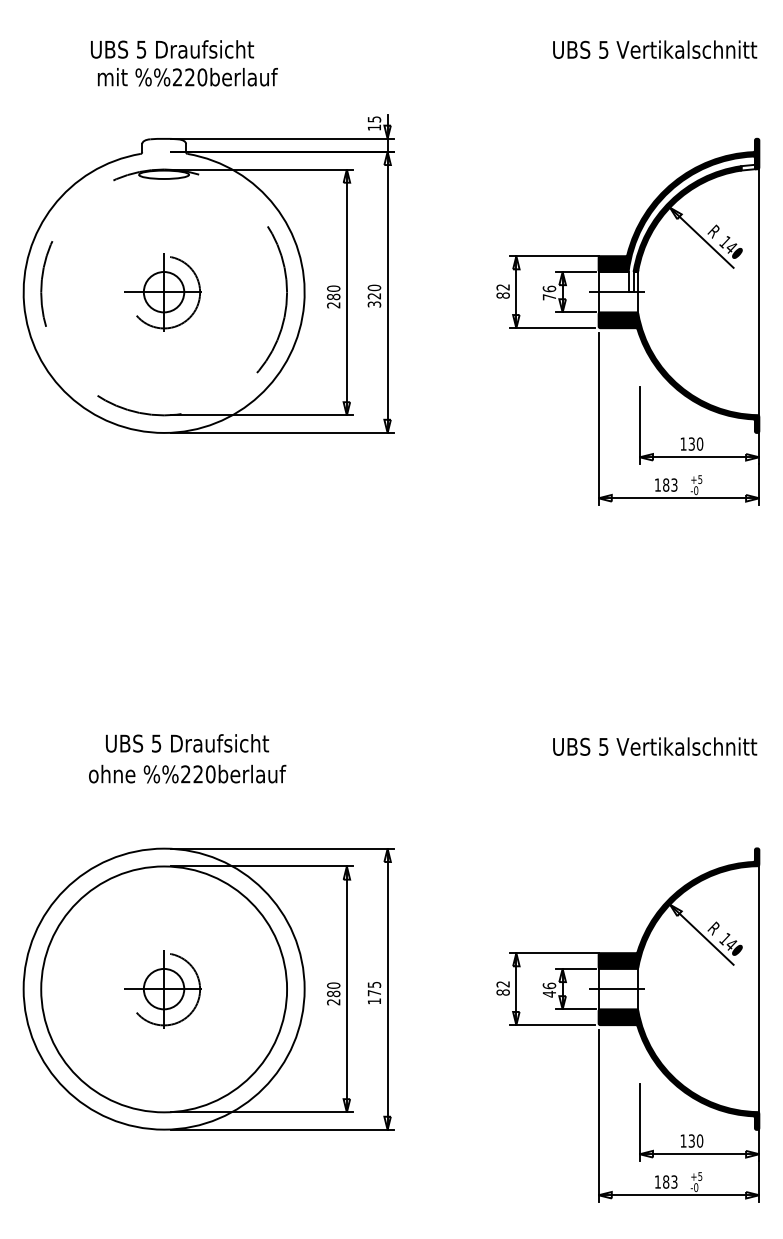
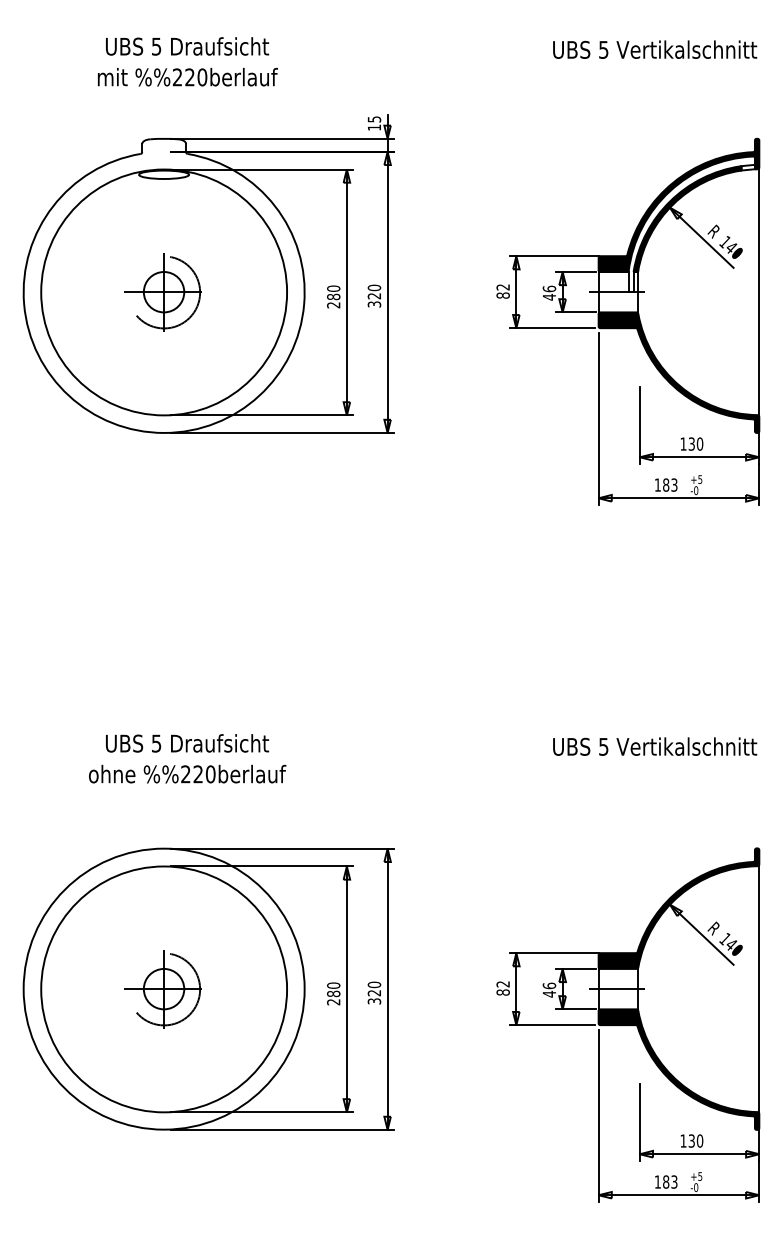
text position: (172, 49) -> (187, 46) (187, 46)
circle: dashed -> solid (164, 292)
text: 76 -> 46 (548, 296)
text: 175 -> 320 (374, 992)
